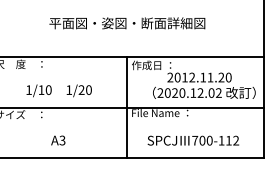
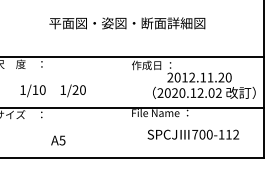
text position: (58, 90) -> (52, 90) (52, 90)
line: present -> none (127, 107)
text: A3 -> A5 (62, 139)
text position: (193, 140) -> (193, 134) (193, 134)
